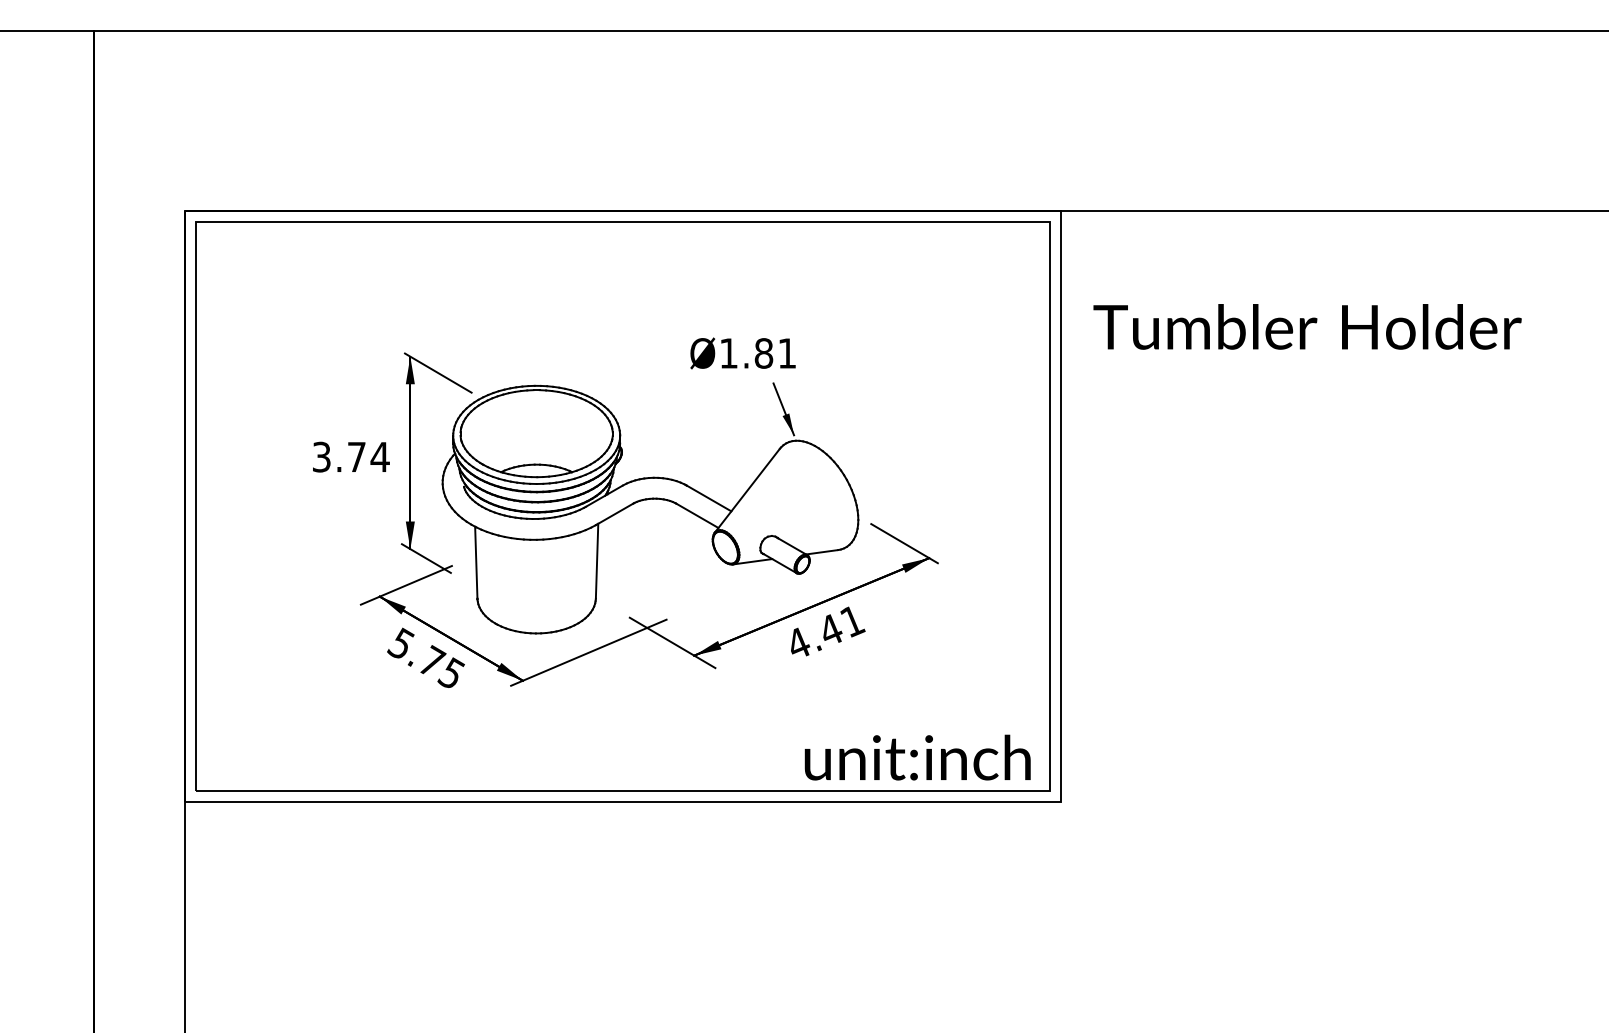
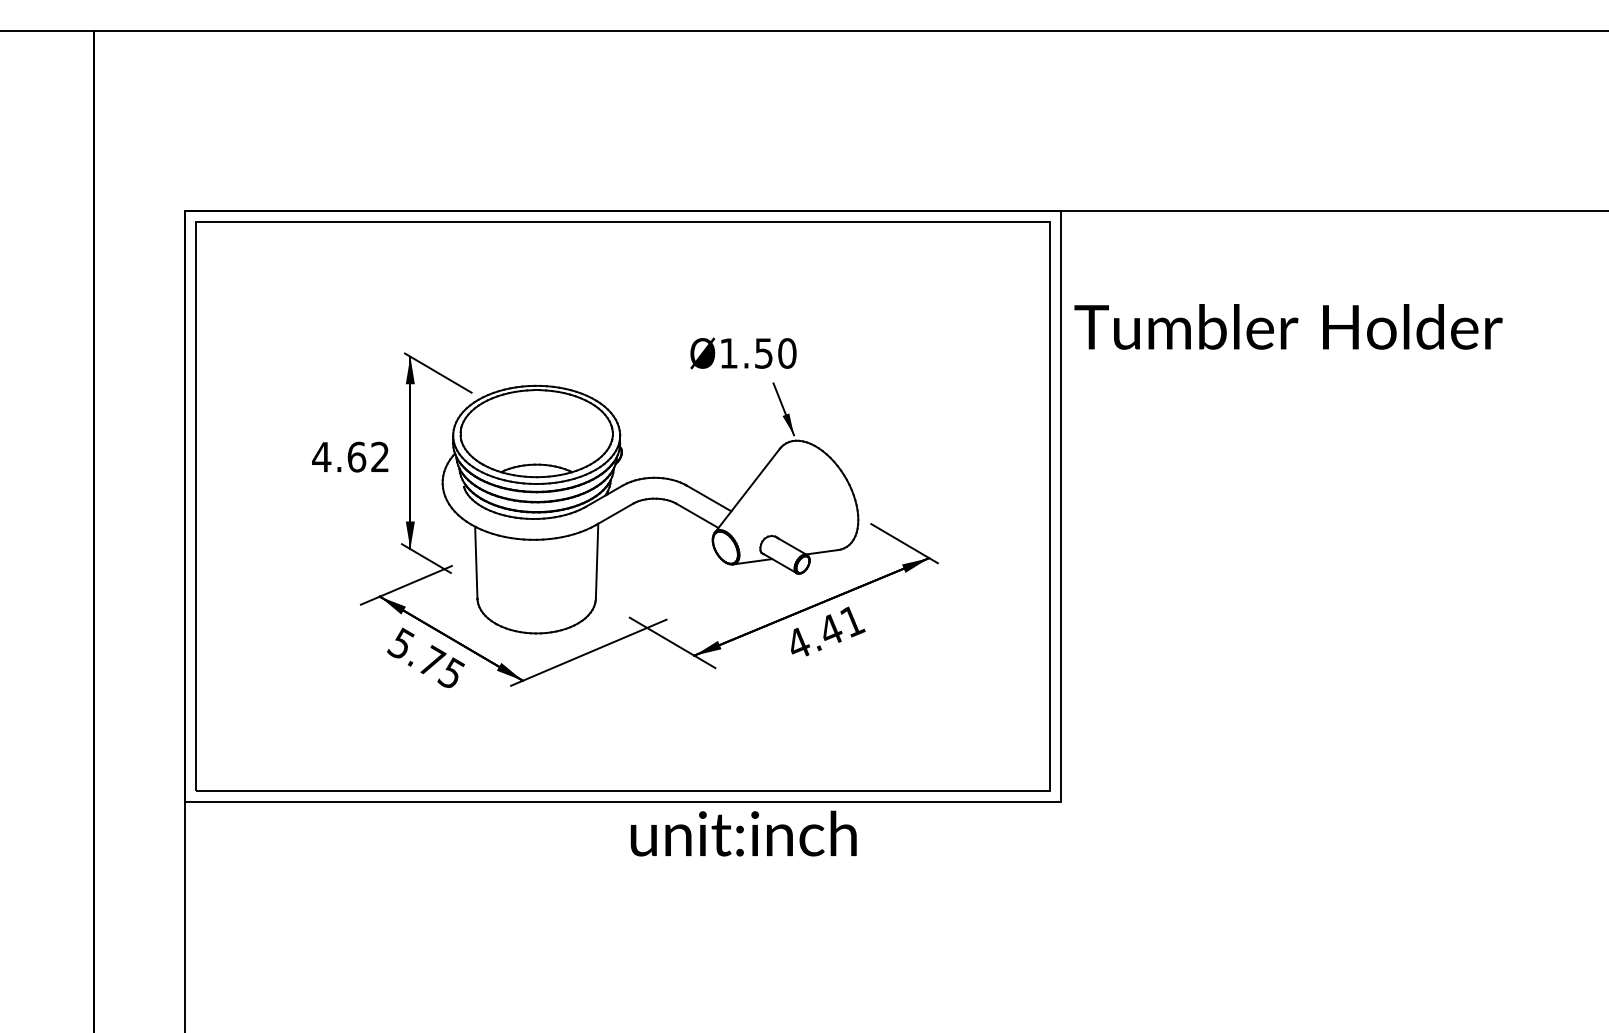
text position: (1307, 326) -> (1288, 326) (1288, 326)
text: Ø1.81 -> Ø1.50 (775, 353)
text: 3.74 -> 4.62 (350, 456)
text position: (917, 757) -> (743, 833) (743, 833)
